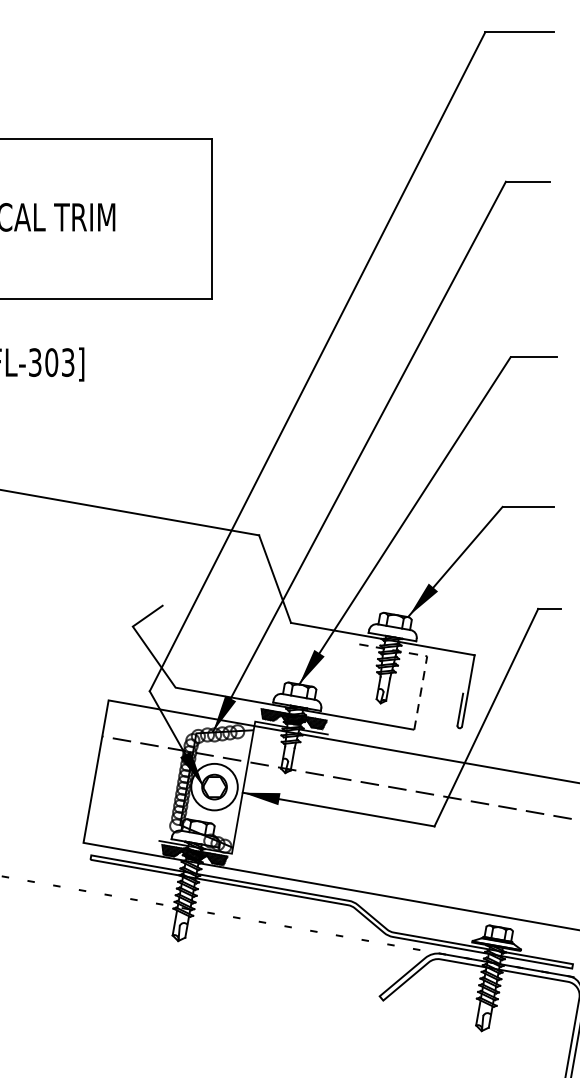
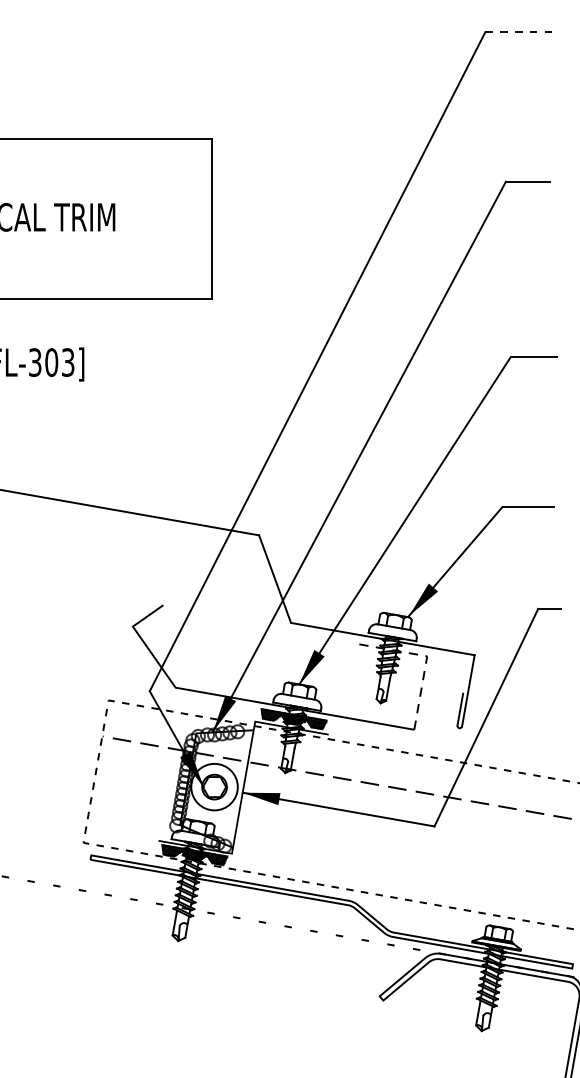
line: solid -> dashed (519, 32)
line: solid -> dashed (93, 783)
